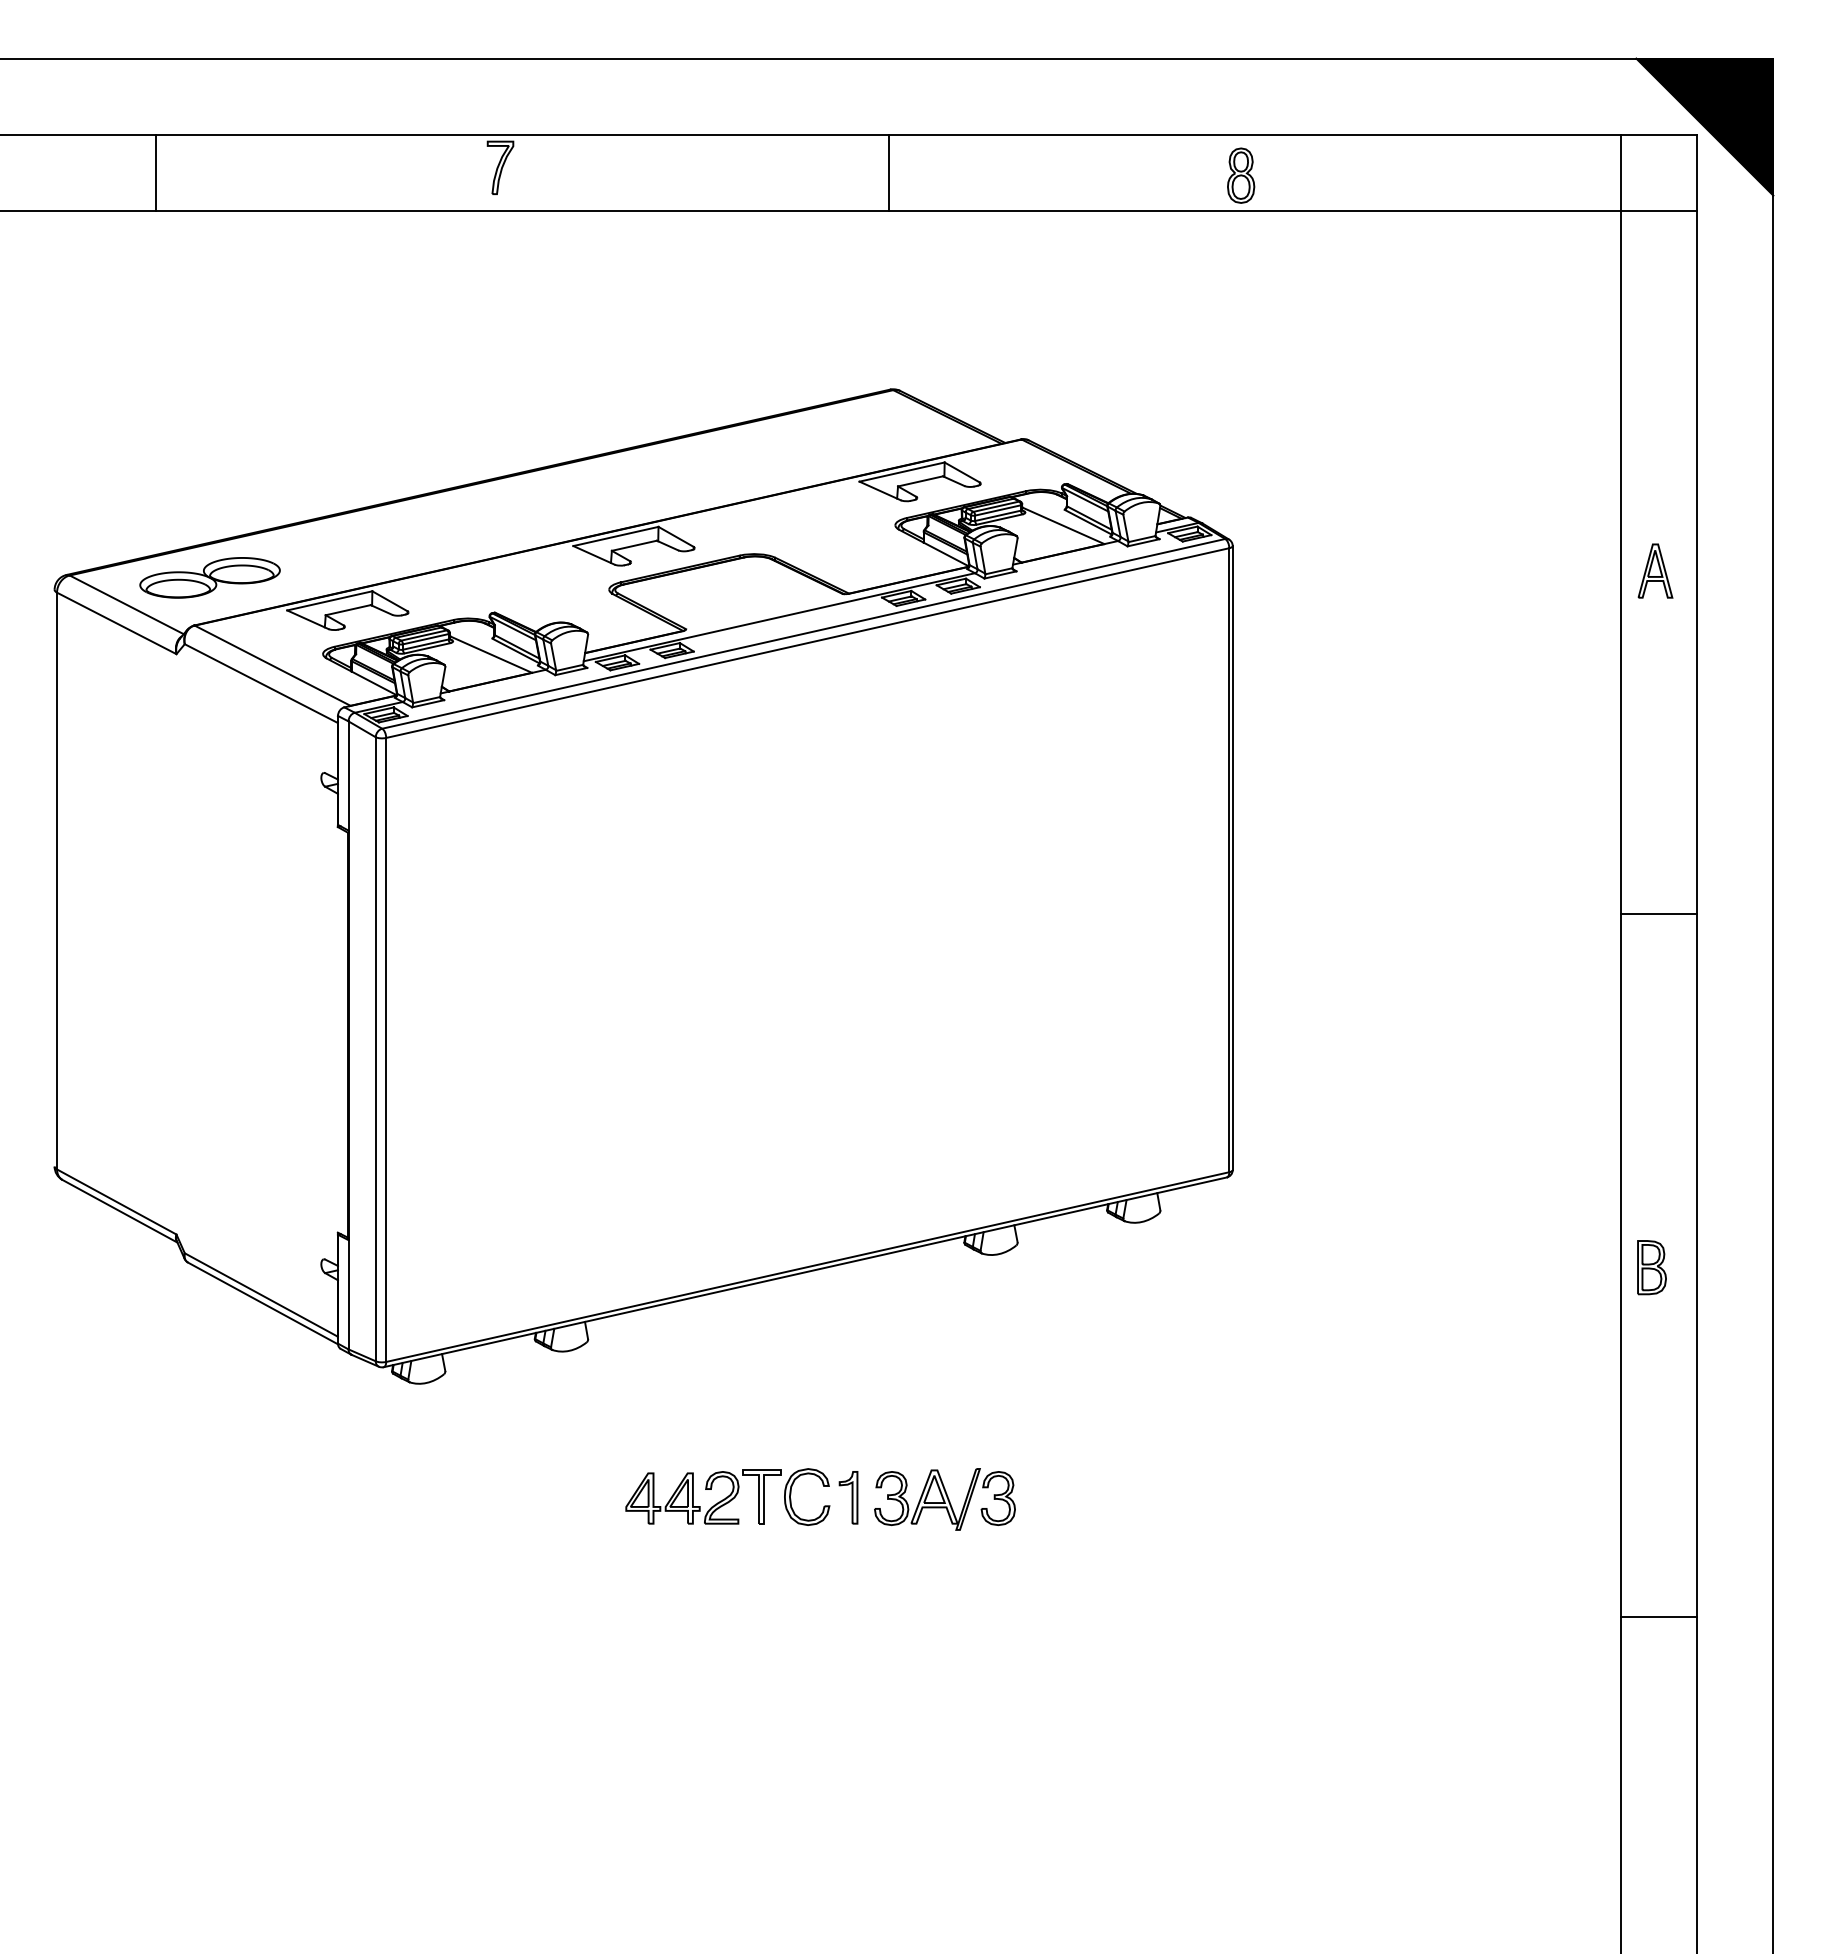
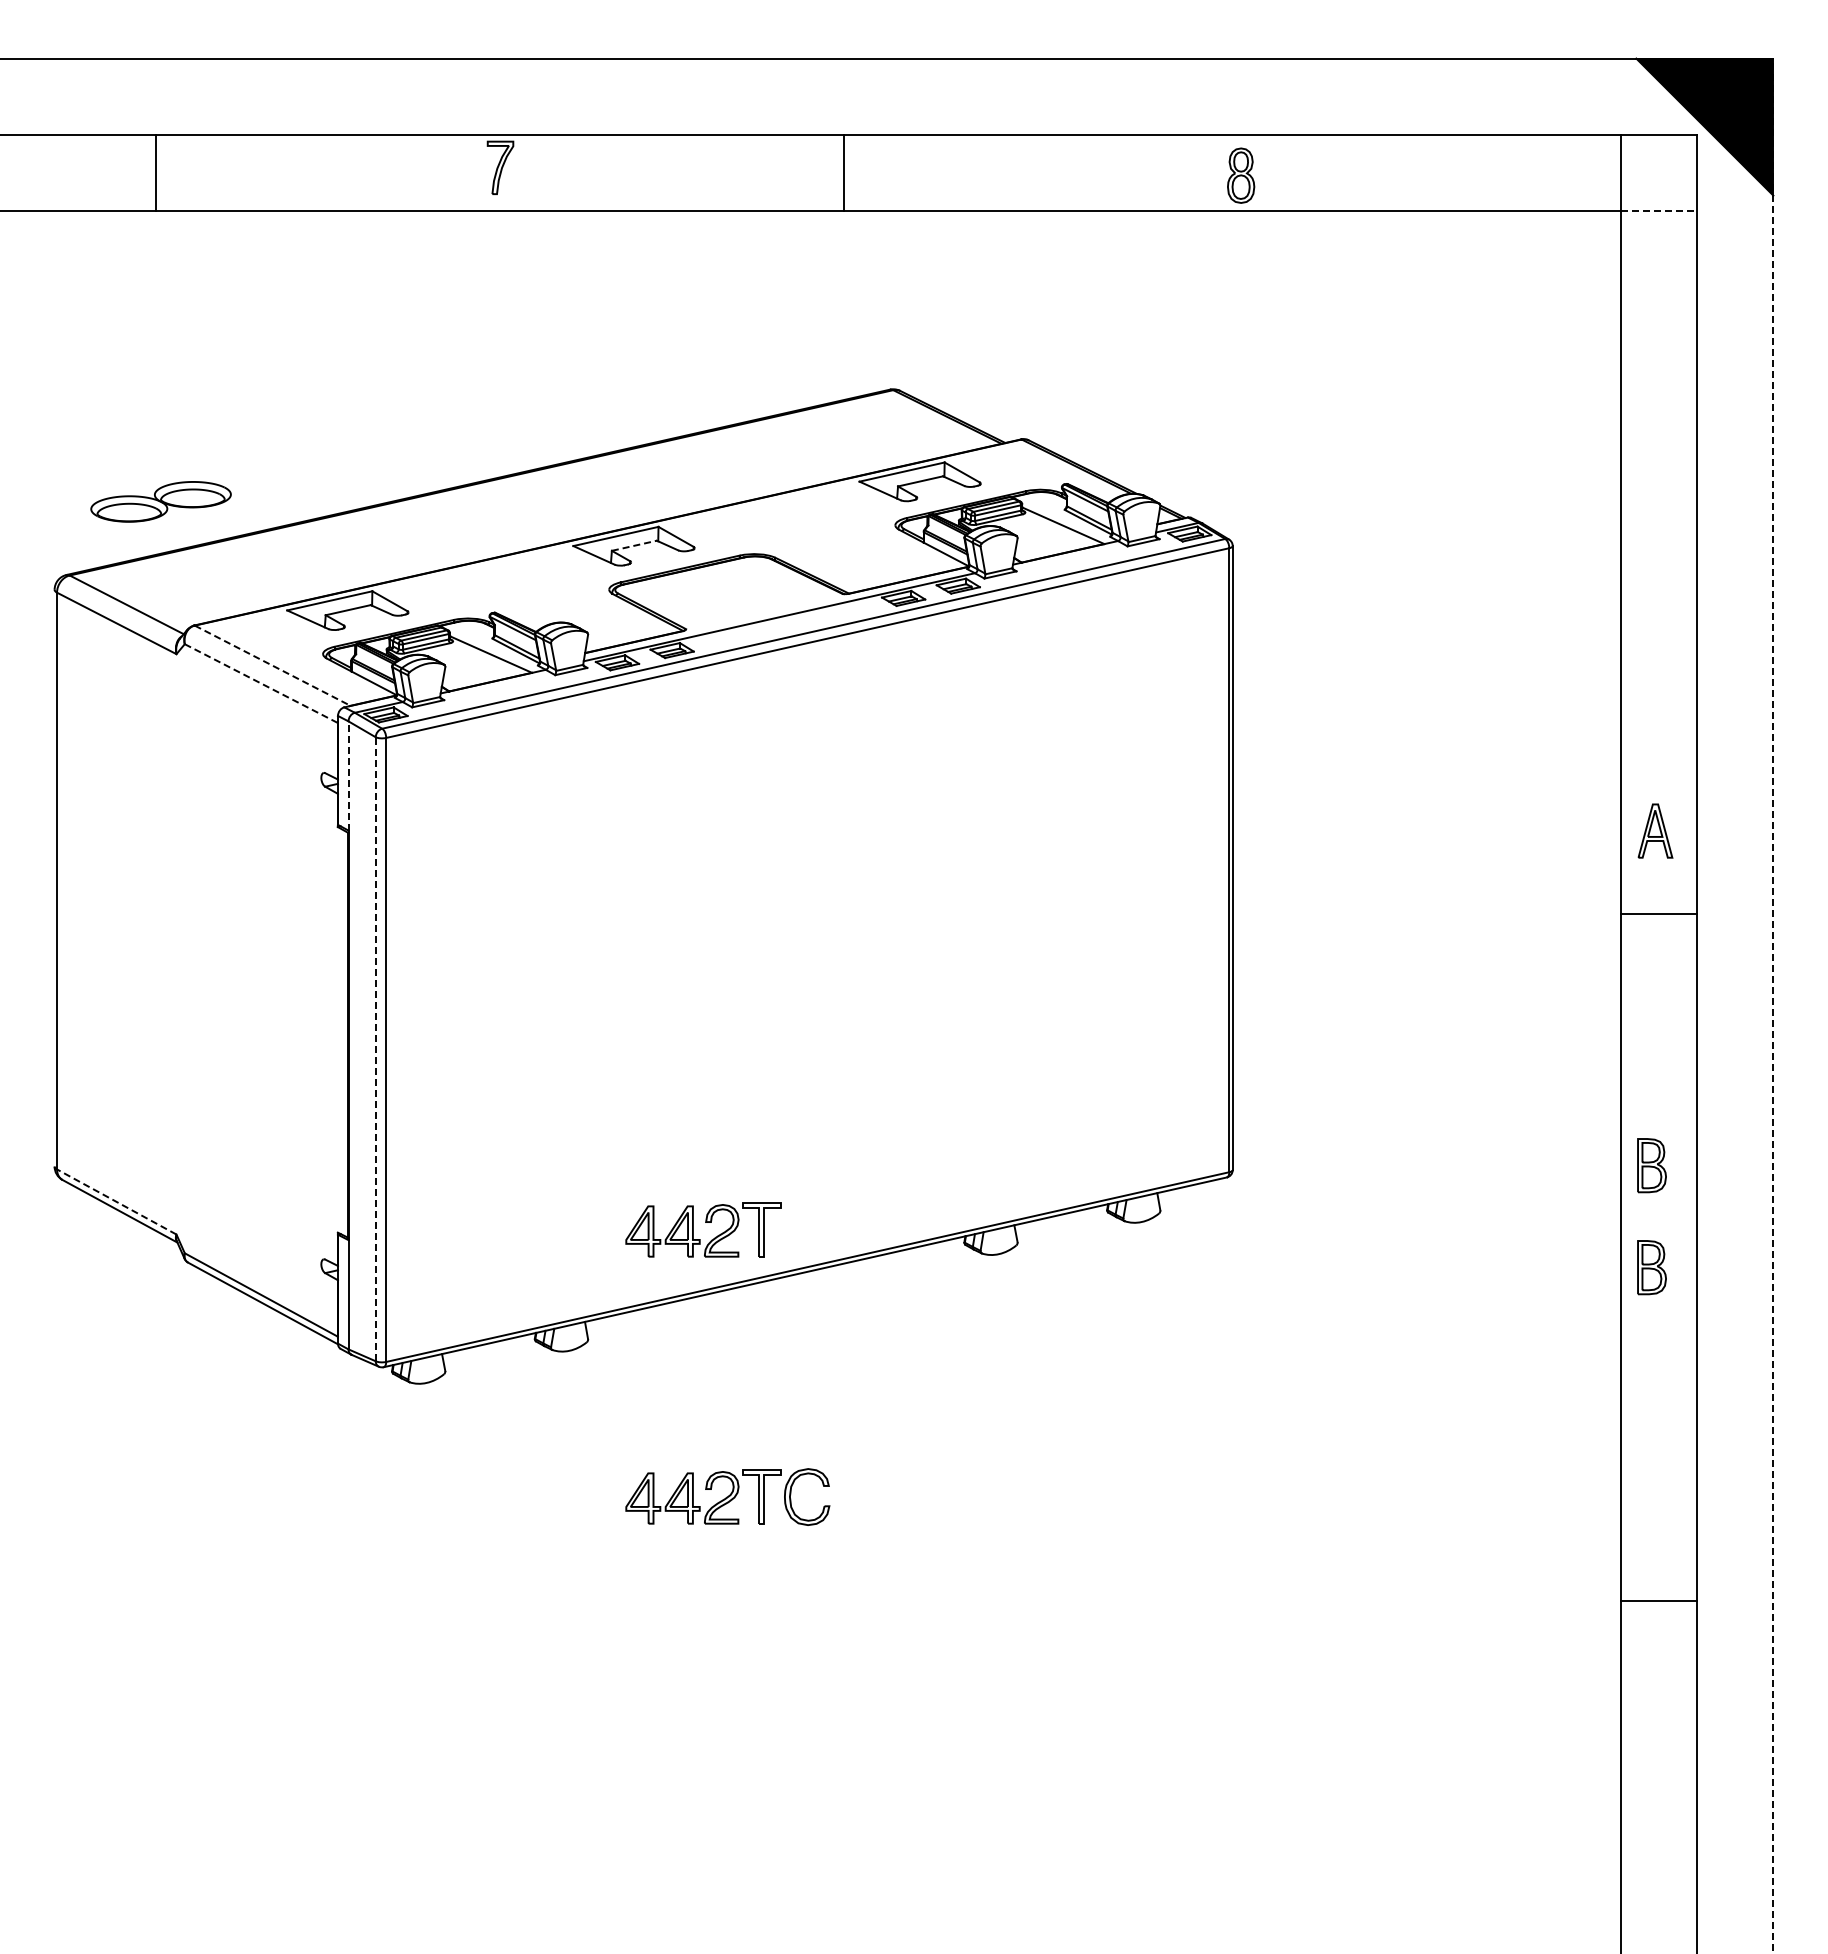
line position: (888, 172) -> (843, 172) (843, 172)
line: solid -> dashed (1659, 210)
line: solid -> dashed (634, 545)
part position: (1655, 570) -> (1655, 830) (1655, 830)
part position: (209, 577) -> (160, 501) (160, 501)
line: solid -> dashed (272, 665)
line: solid -> dashed (261, 683)
line: solid -> dashed (348, 776)
line: solid -> dashed (1773, 1005)
line: solid -> dashed (375, 1048)
part: none -> present (1651, 1165)
line: solid -> dashed (116, 1201)
part: none -> present (705, 1222)
part: present -> none (848, 1497)
part: present -> none (944, 1499)
line position: (1659, 1616) -> (1659, 1600) (1659, 1600)
